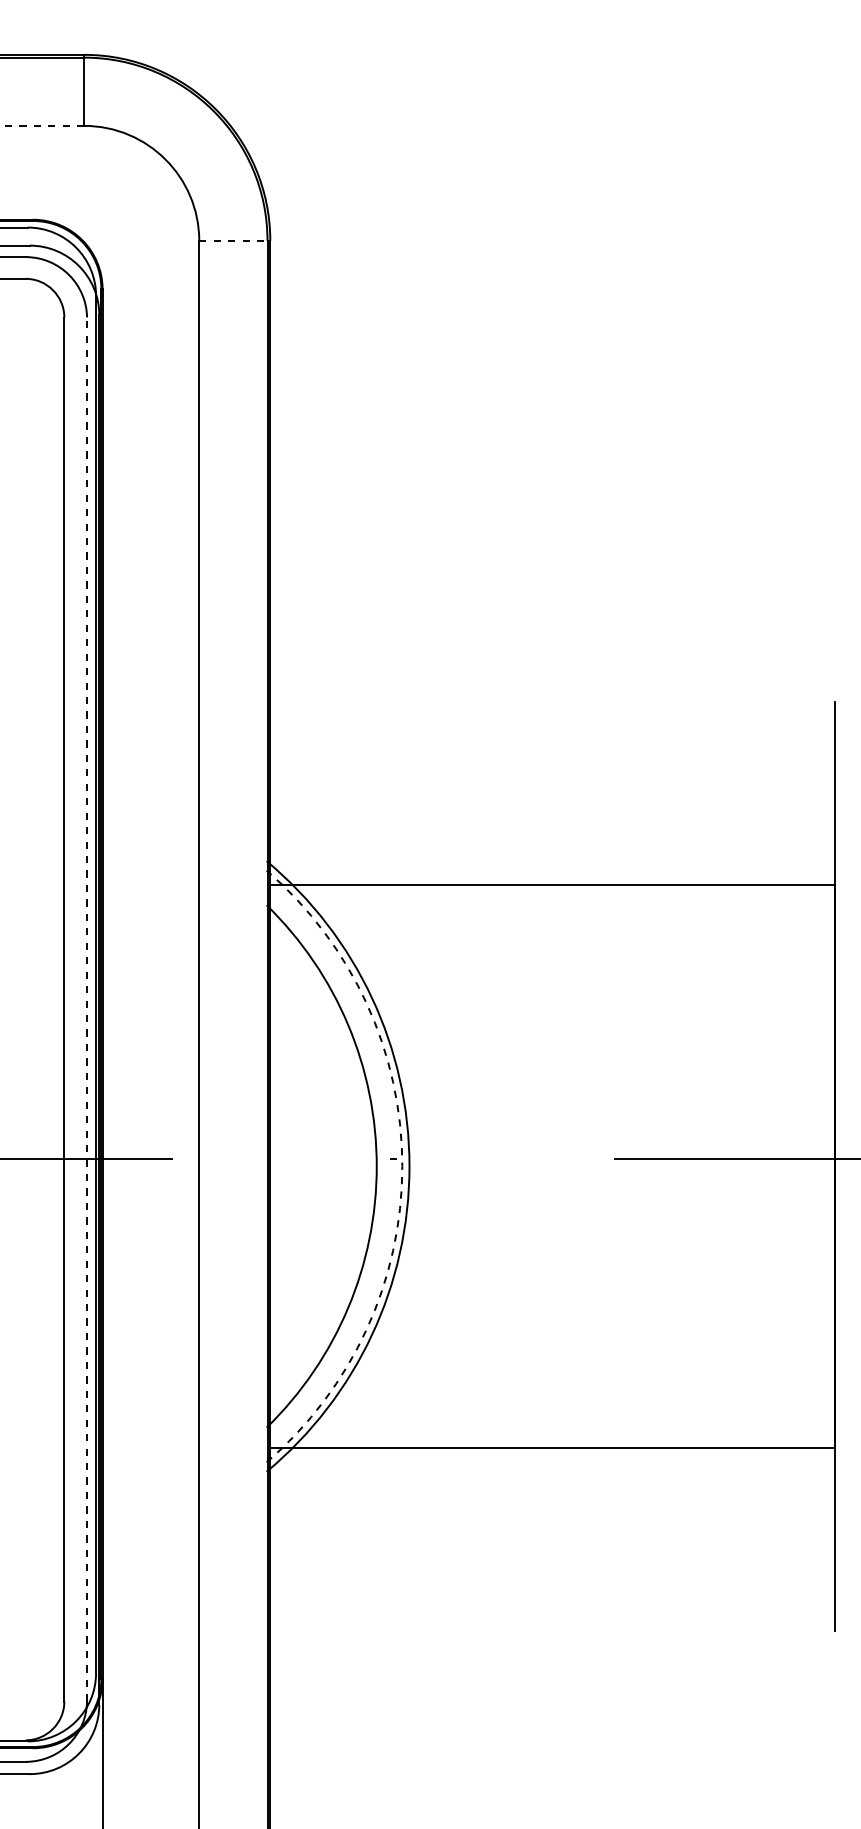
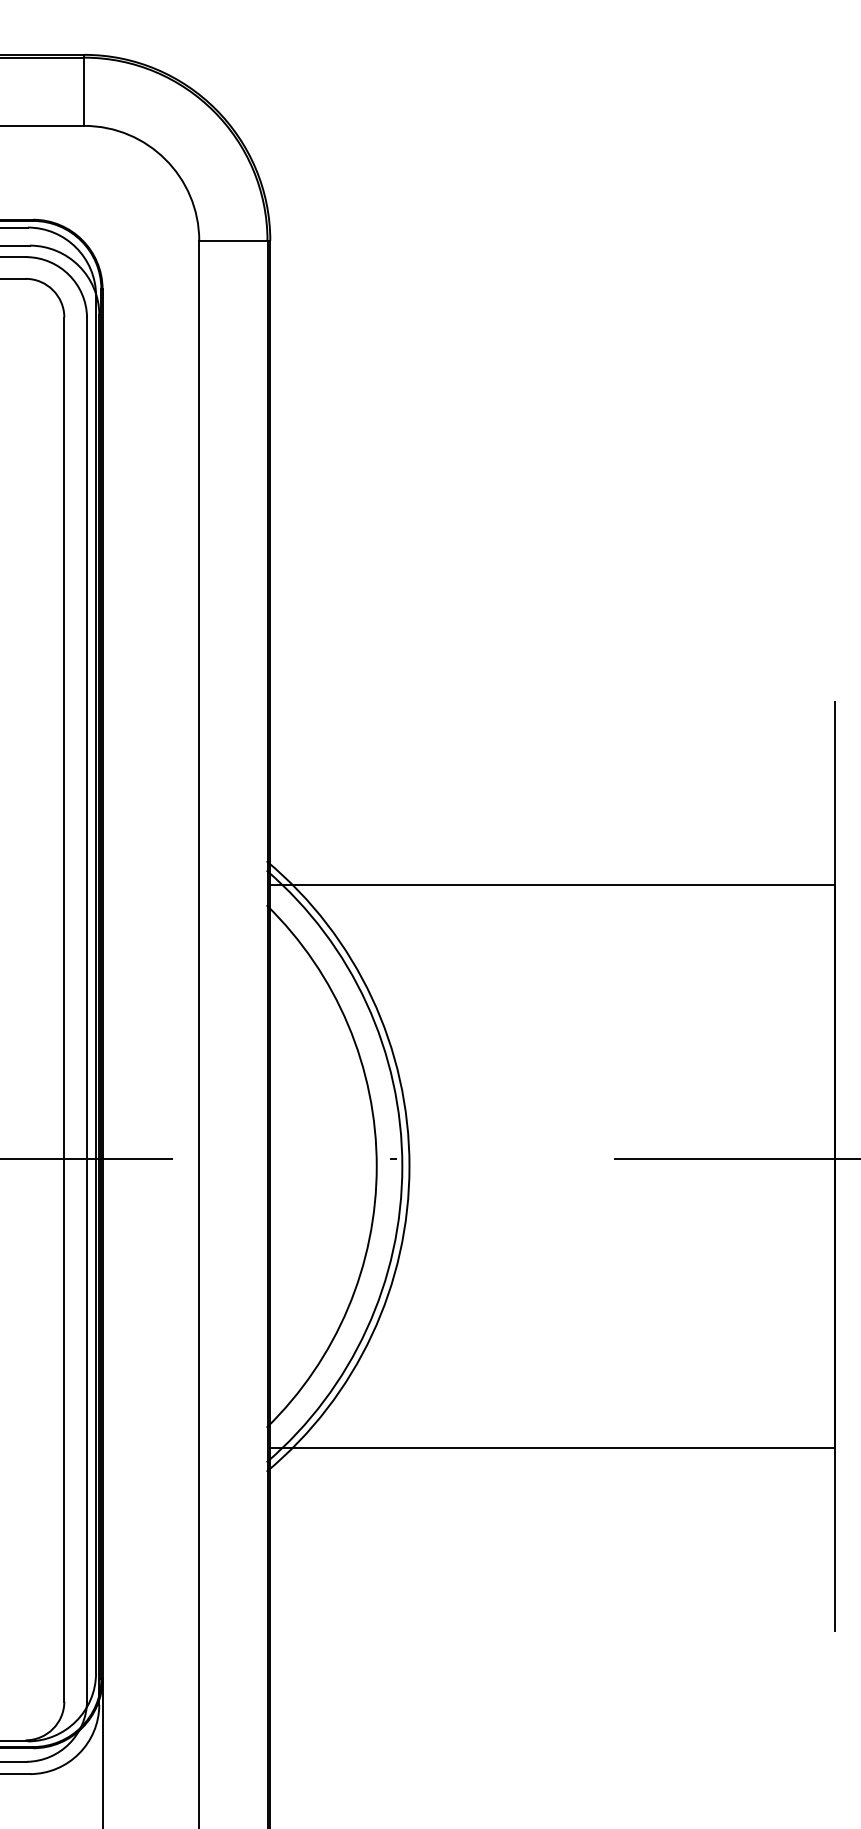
line: dashed -> solid (42, 125)
line: dashed -> solid (233, 240)
line: dashed -> solid (87, 1008)
arc: dashed -> solid (402, 1166)
